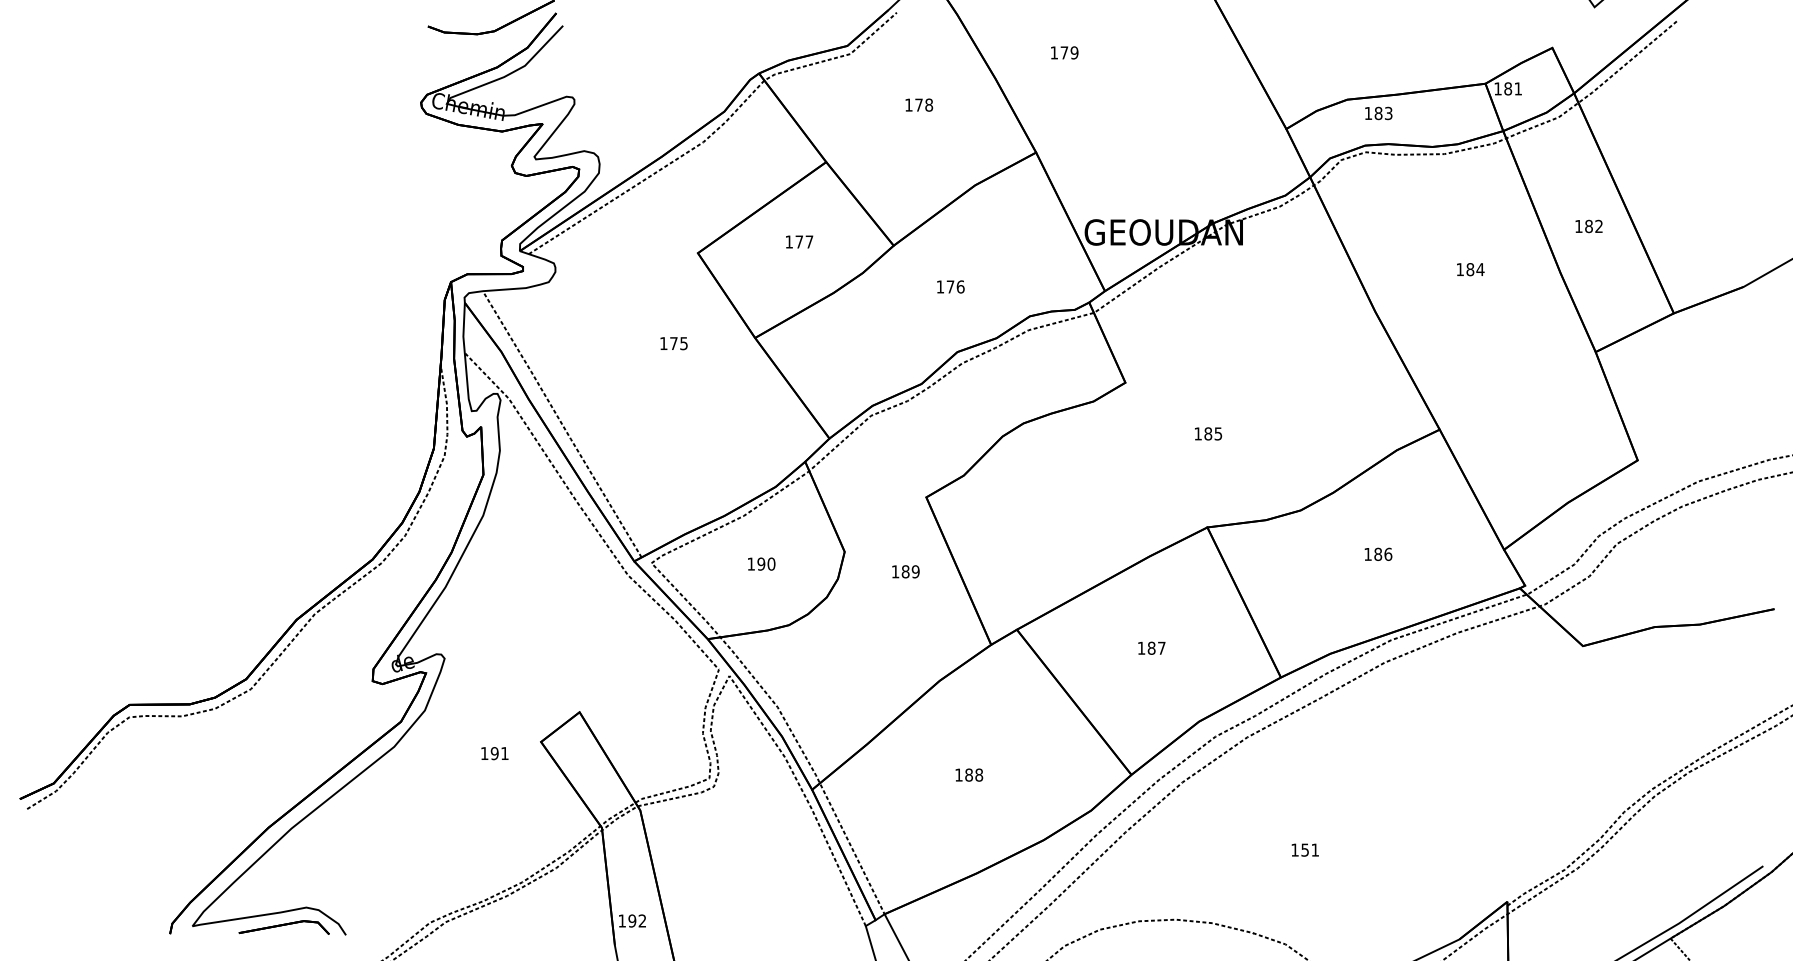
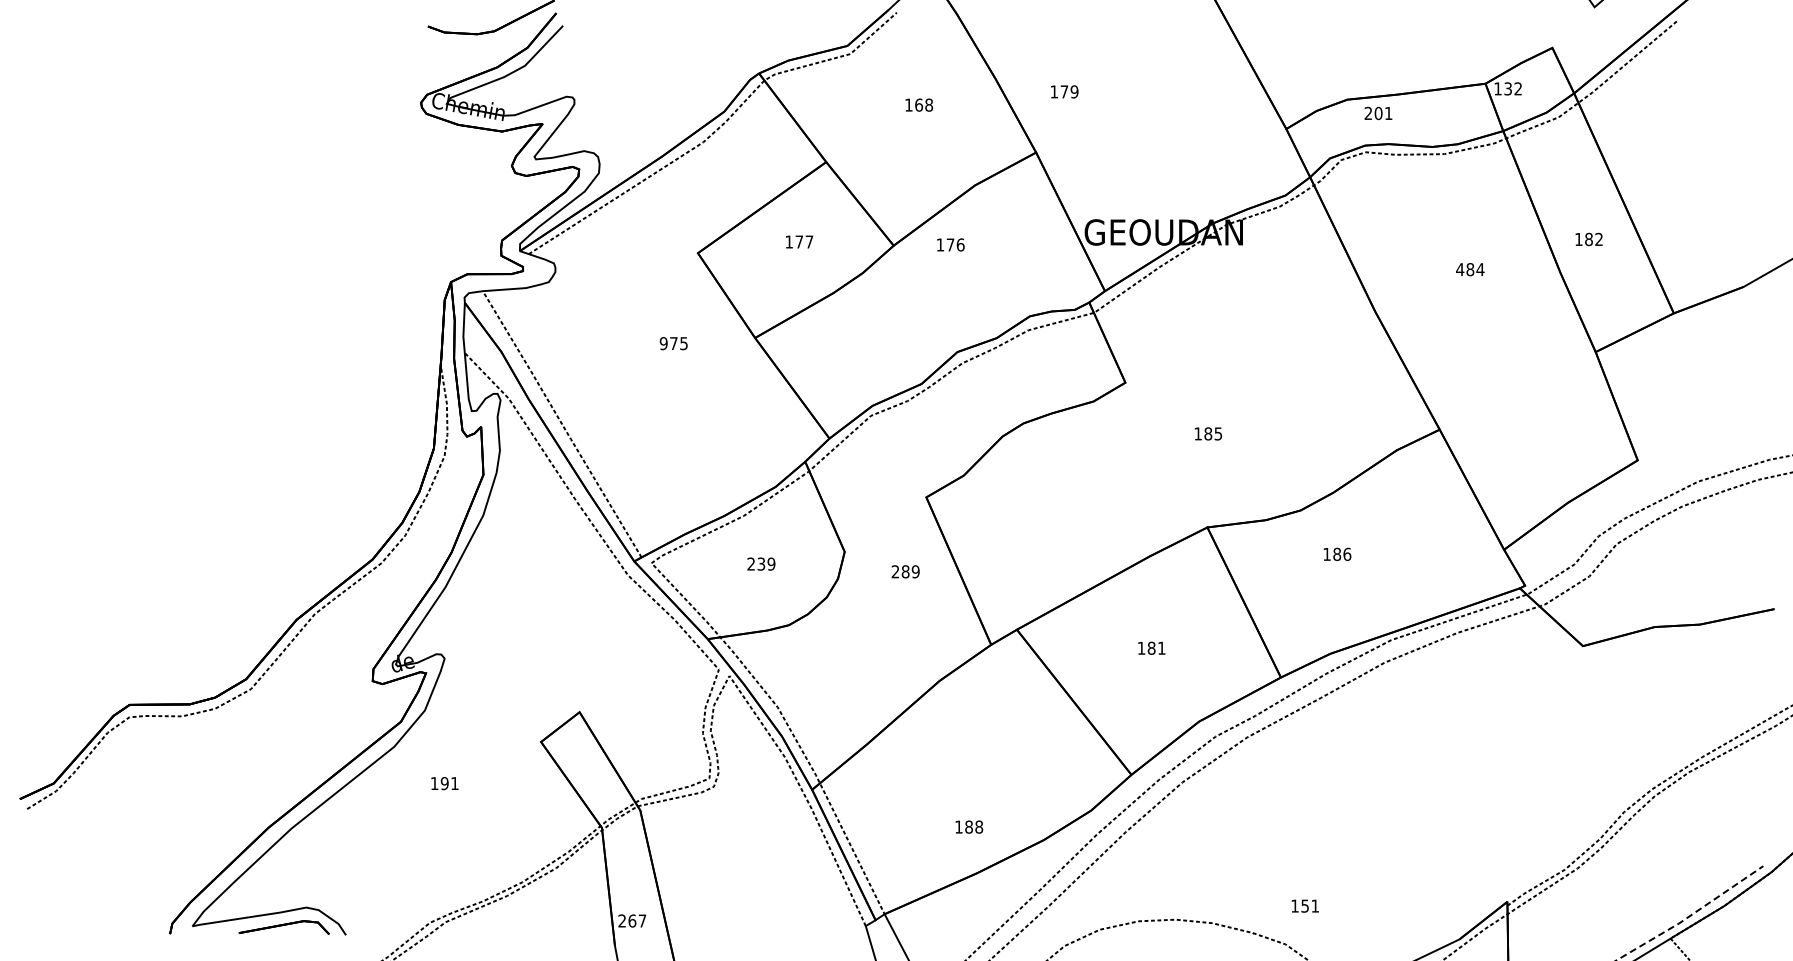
text position: (1064, 52) -> (1064, 91) (1064, 91)
text: 181 -> 132 (1512, 88)
text: 178 -> 168 (919, 104)
text: 183 -> 201 (1378, 113)
text position: (1588, 226) -> (1588, 239) (1588, 239)
text: 184 -> 484 (1460, 269)
text position: (950, 286) -> (950, 244) (950, 244)
text: 175 -> 975 (663, 343)
text position: (1378, 553) -> (1337, 553) (1337, 553)
text: 190 -> 239 (761, 563)
text: 189 -> 289 (895, 571)
text: 187 -> 181 (1161, 647)
text position: (494, 753) -> (444, 783) (444, 783)
text position: (969, 774) -> (969, 826) (969, 826)
text position: (1304, 849) -> (1304, 905) (1304, 905)
line: solid -> dashed (1691, 915)
text: 192 -> 267 (632, 920)
